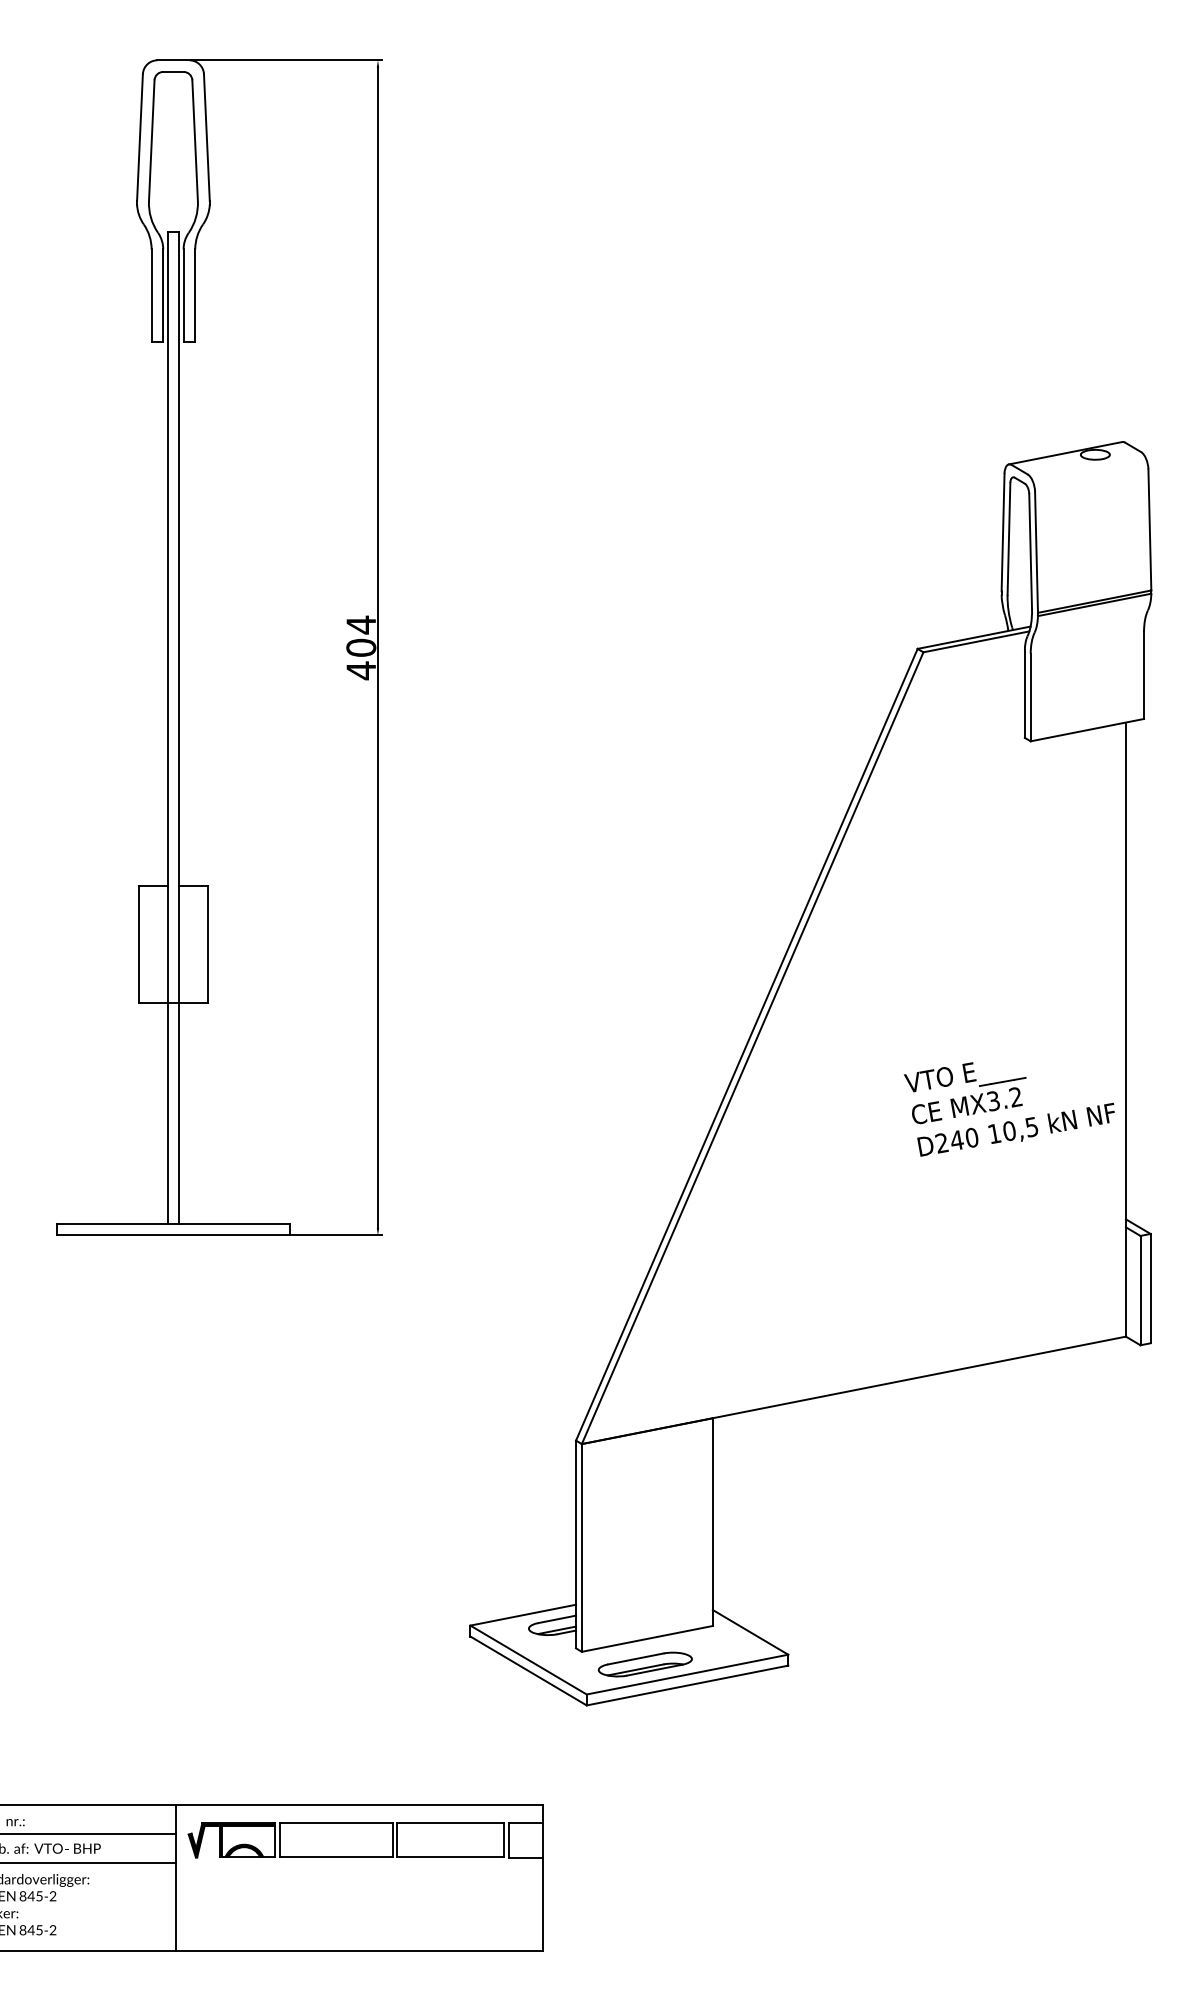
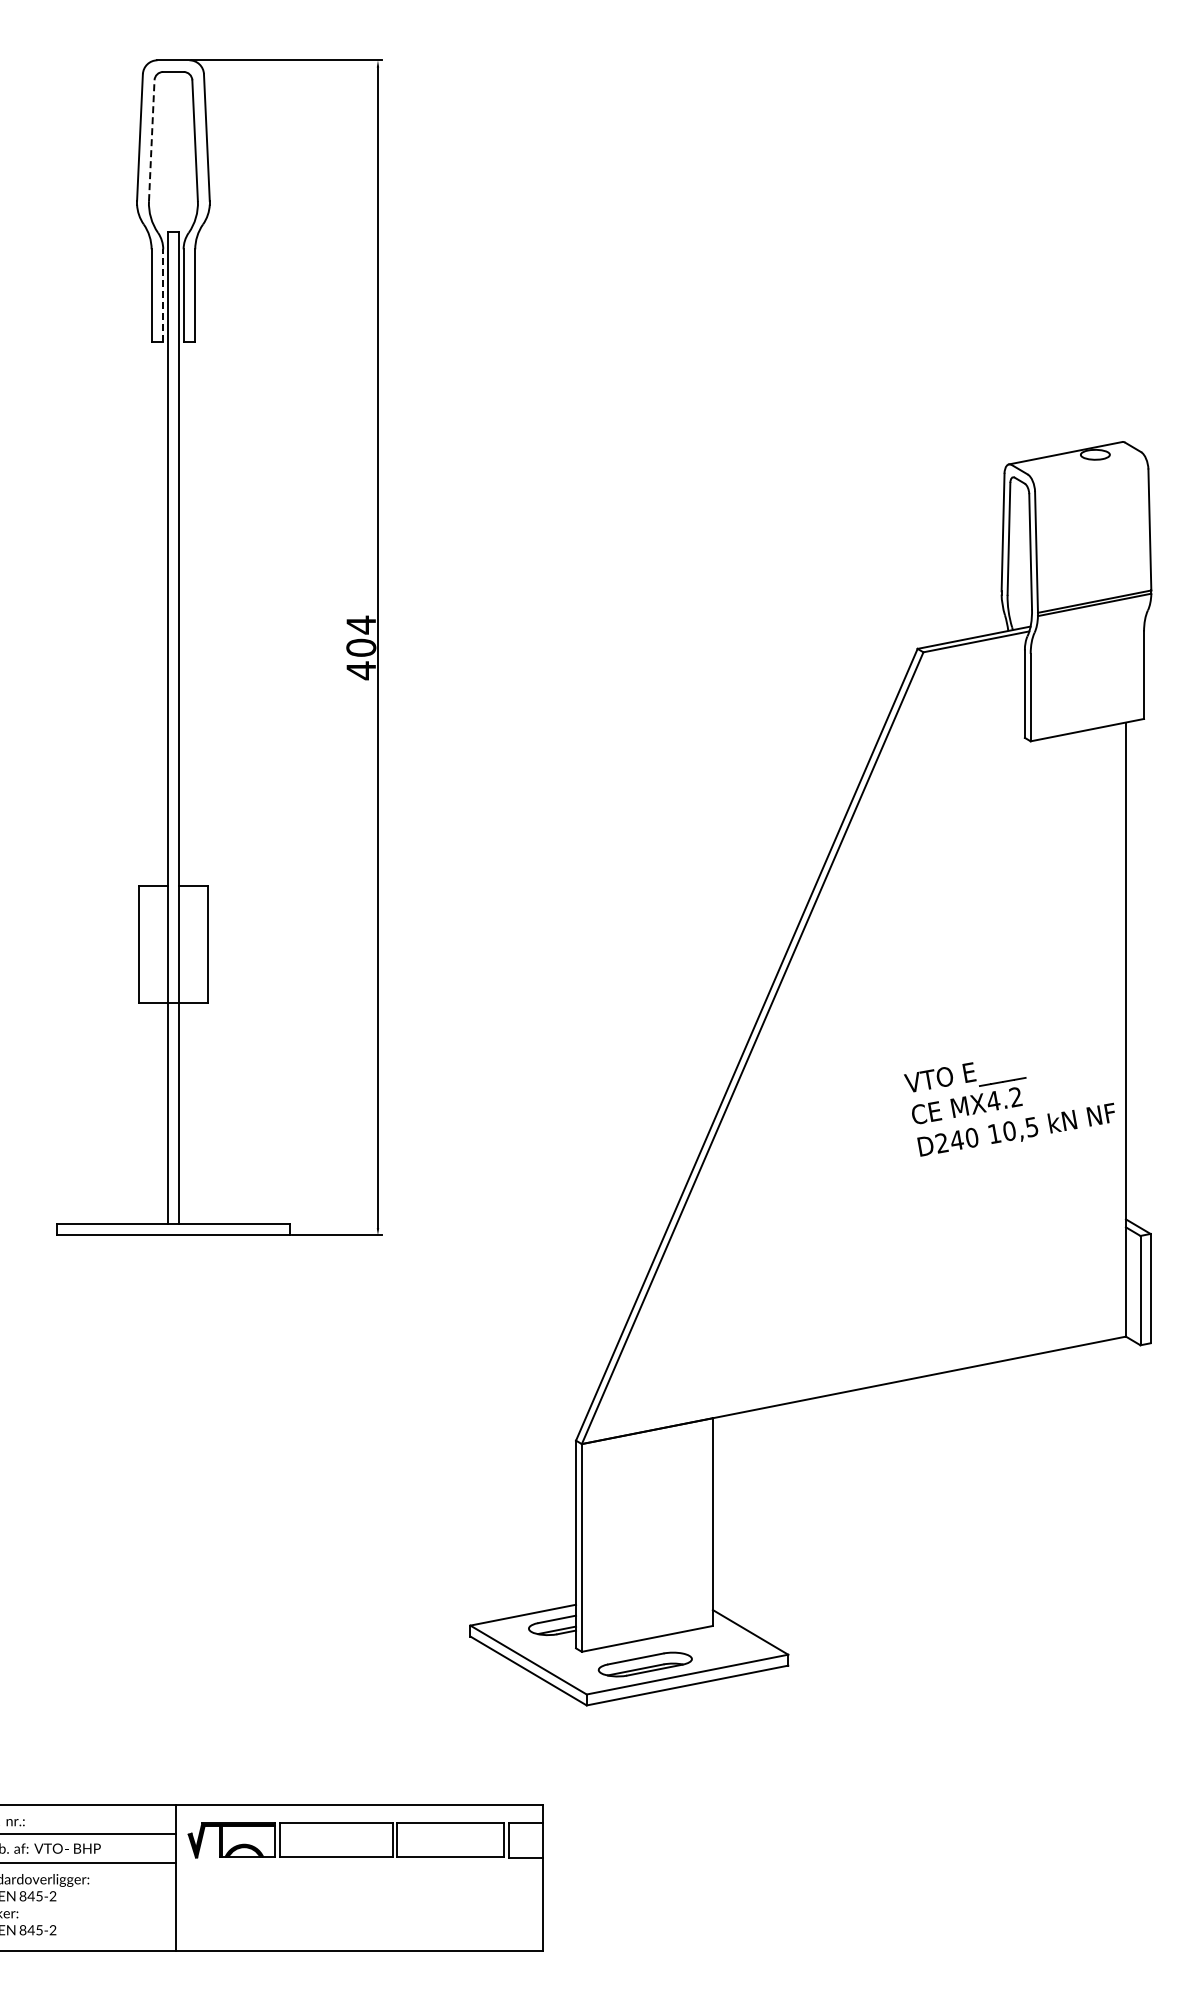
line: solid -> dashed (151, 140)
line: solid -> dashed (163, 295)
text: MX3.2 -> MX4.2 (993, 1101)
